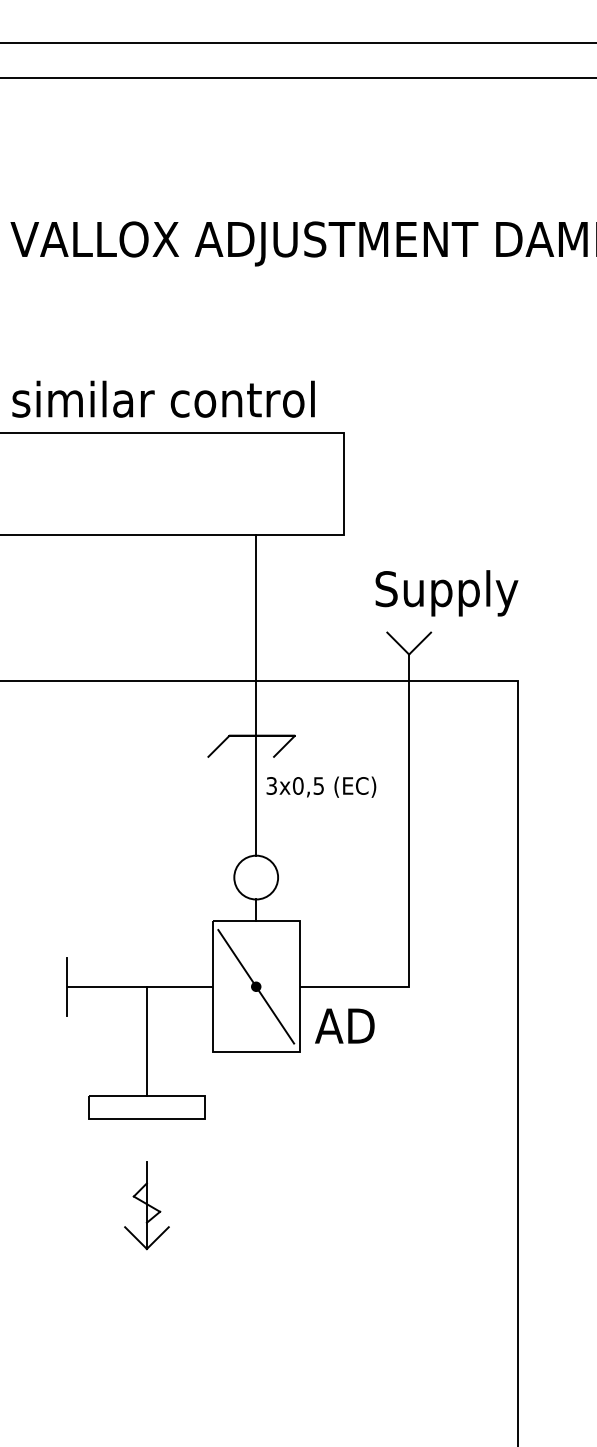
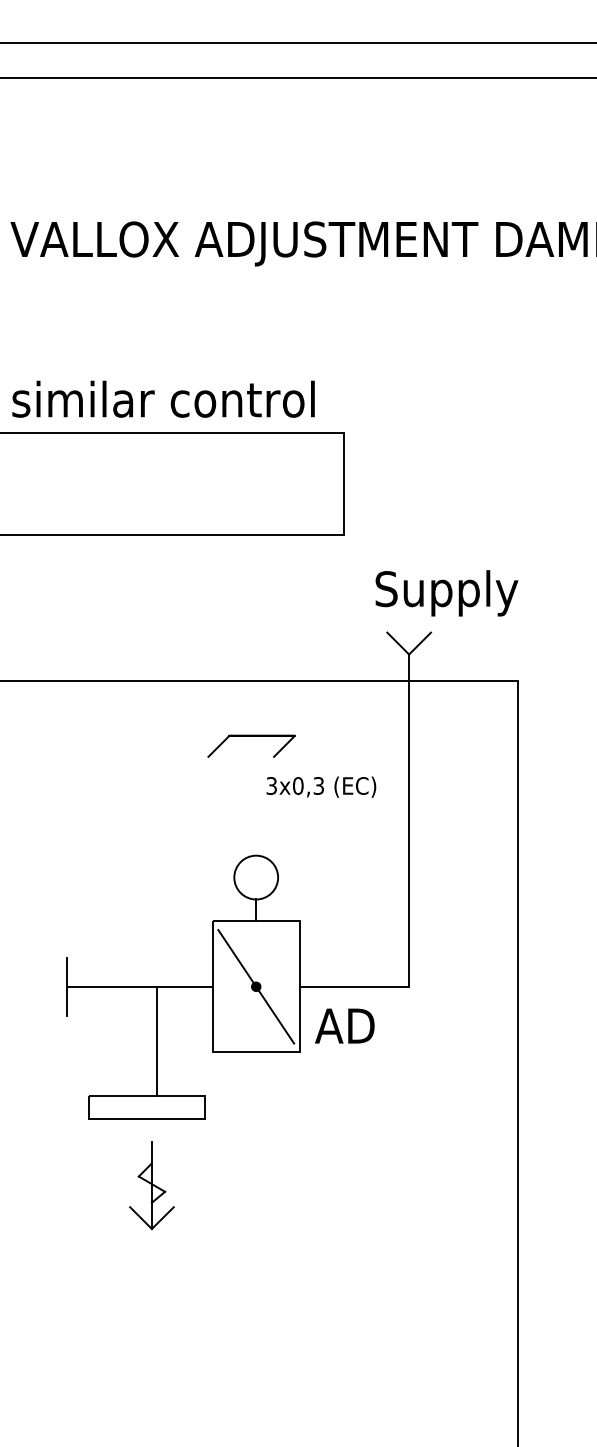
line: present -> none (256, 695)
text: 3x0,5 -> 3x0,3 (318, 785)
line position: (146, 1040) -> (156, 1040) (156, 1040)
part position: (146, 1205) -> (151, 1185) (151, 1185)
